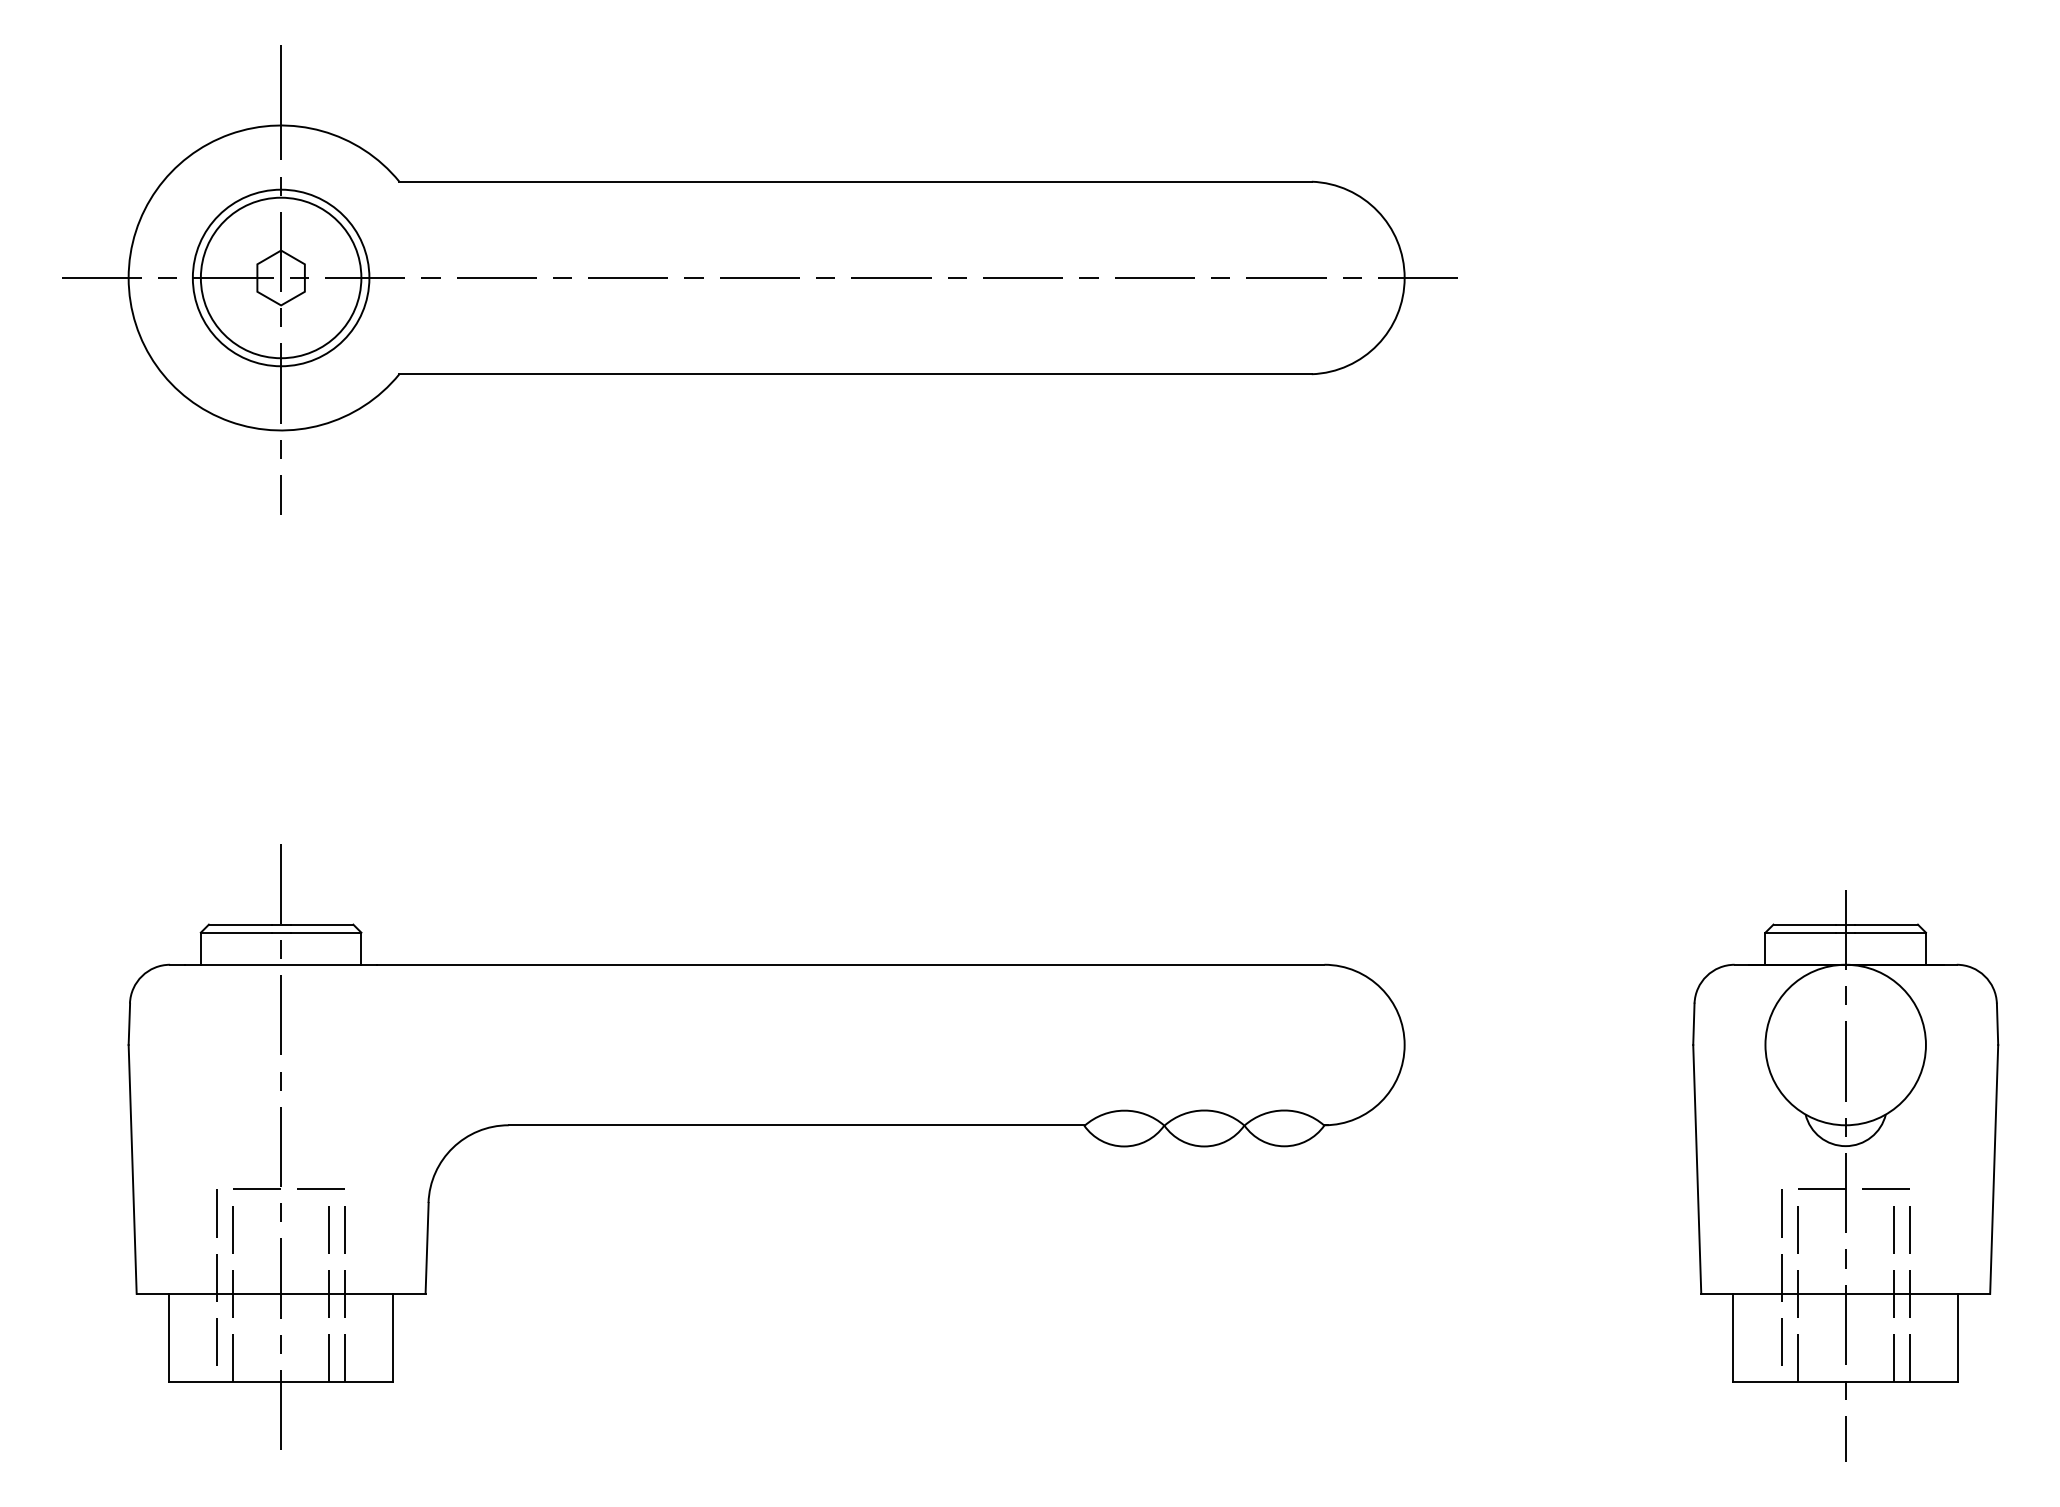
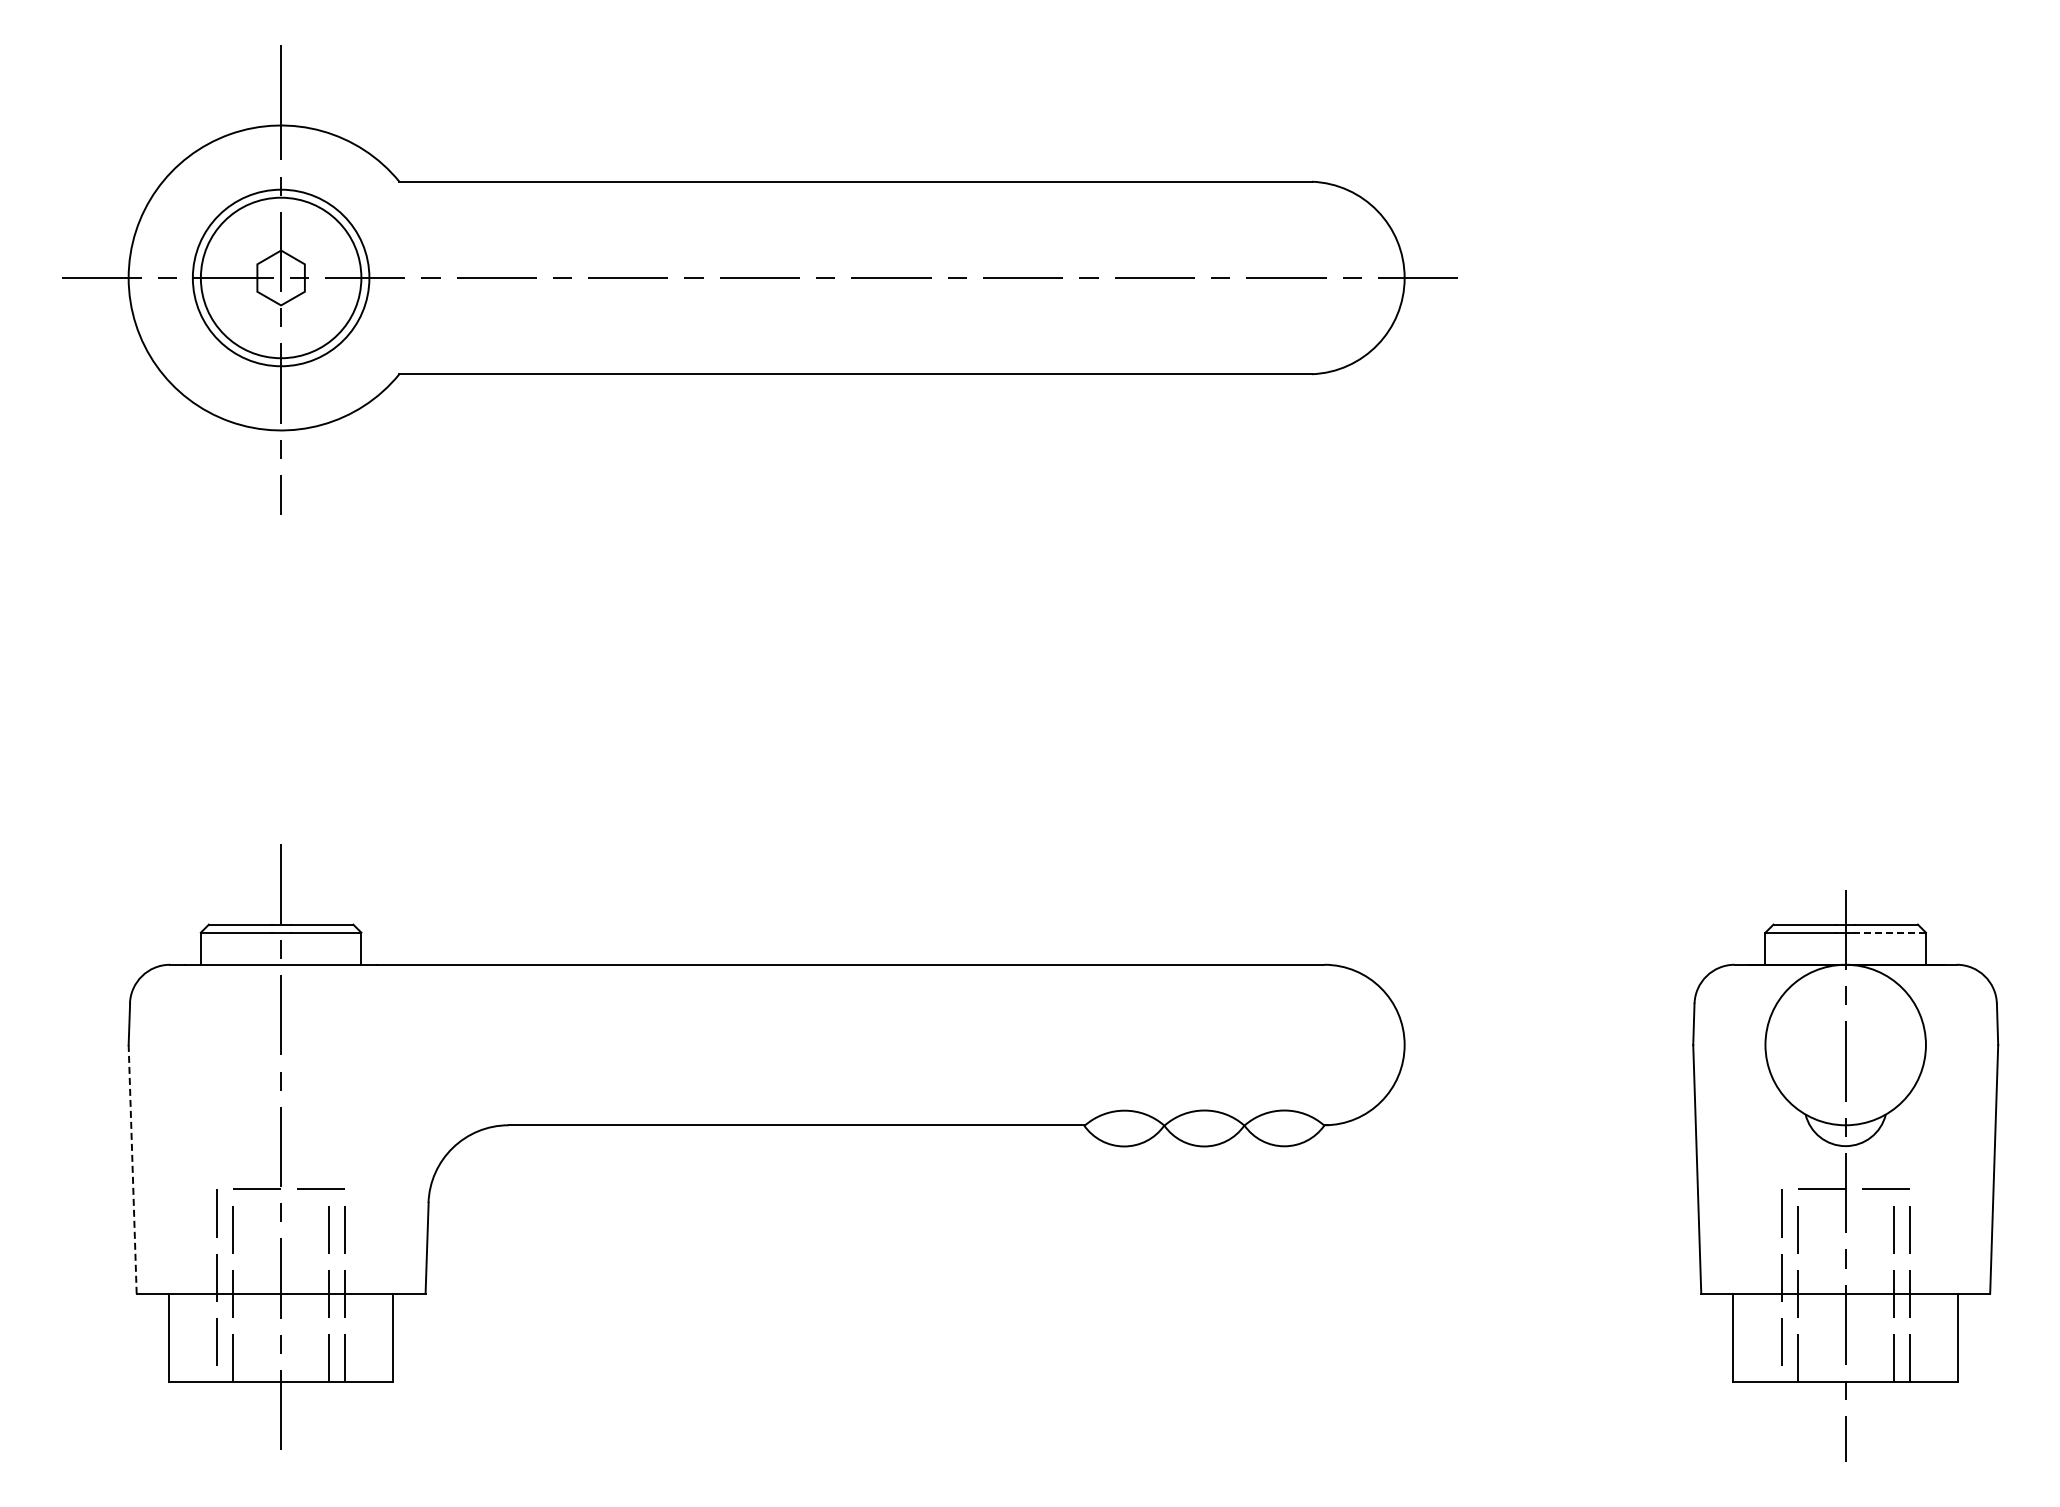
line: solid -> dashed (1890, 932)
line: solid -> dashed (132, 1168)
